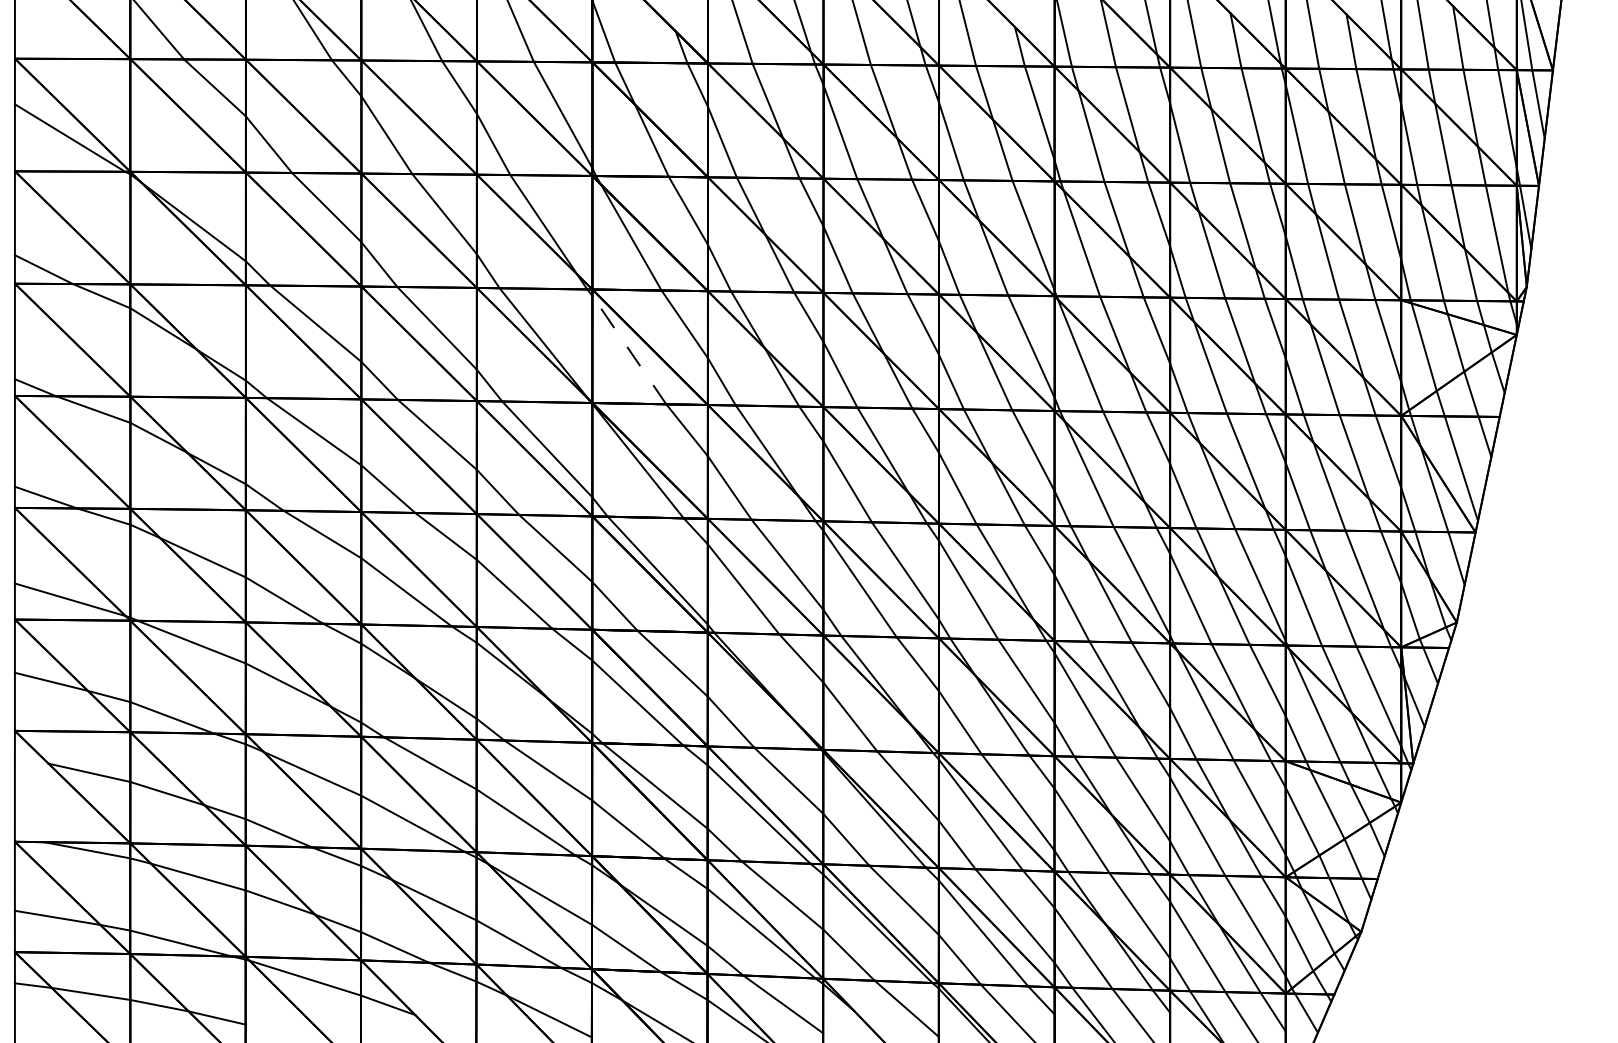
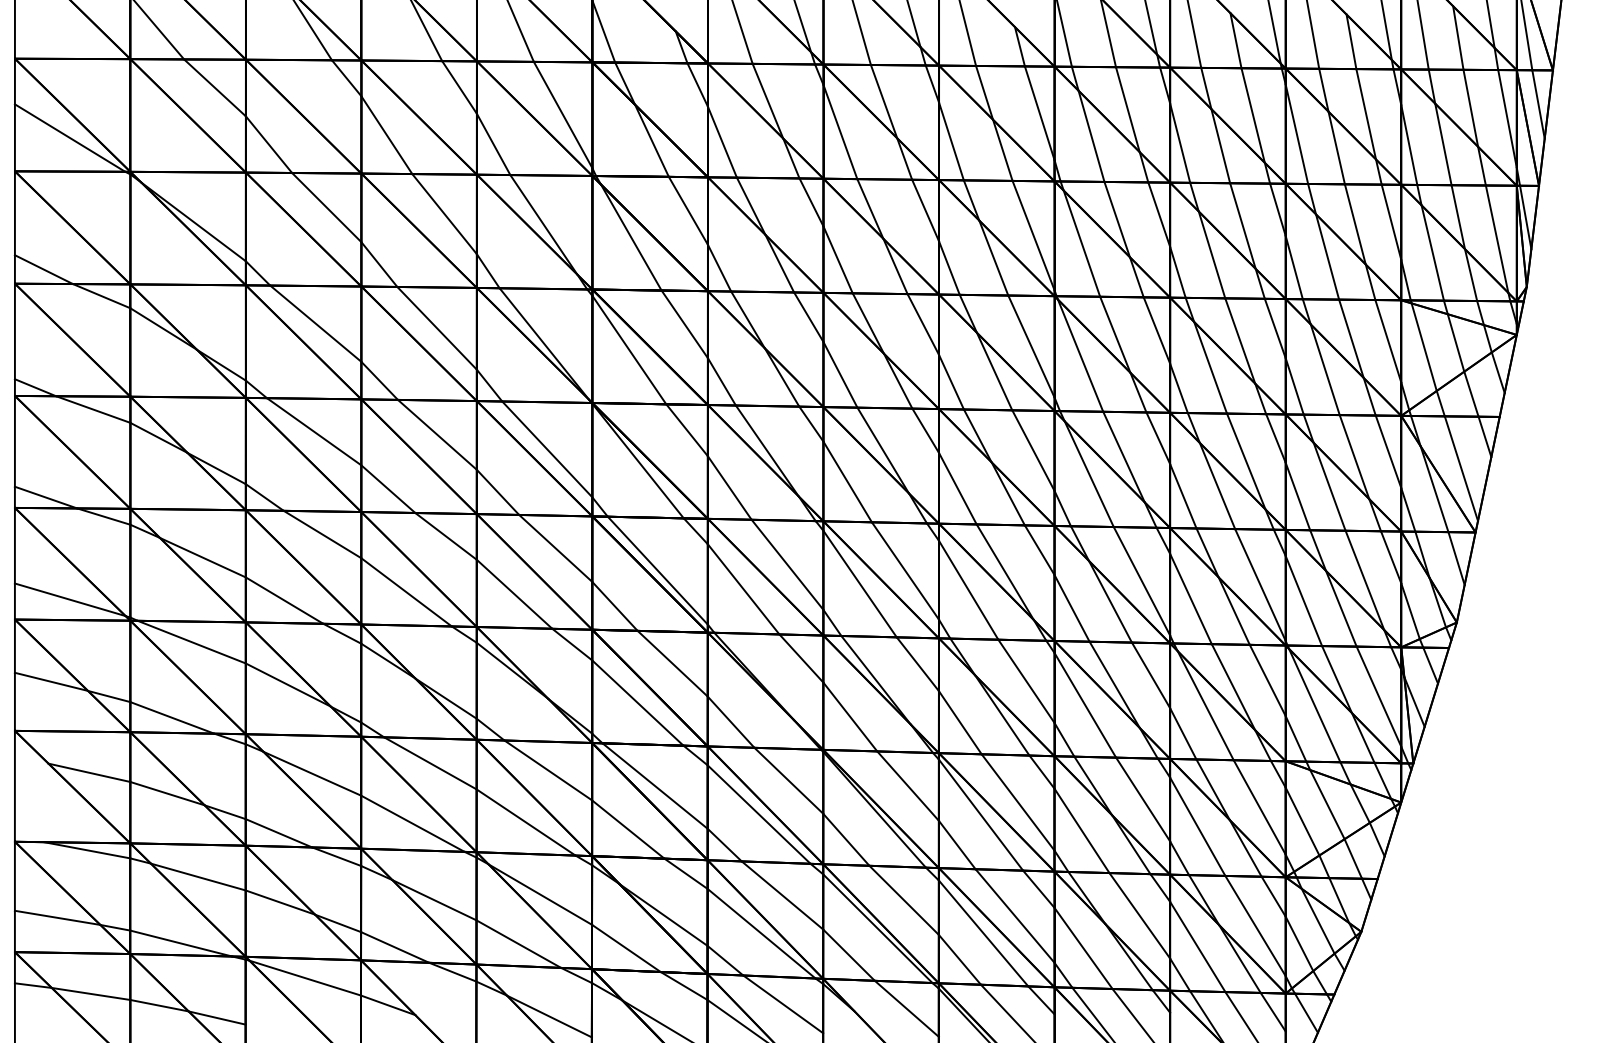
line: dashed -> solid (629, 350)
